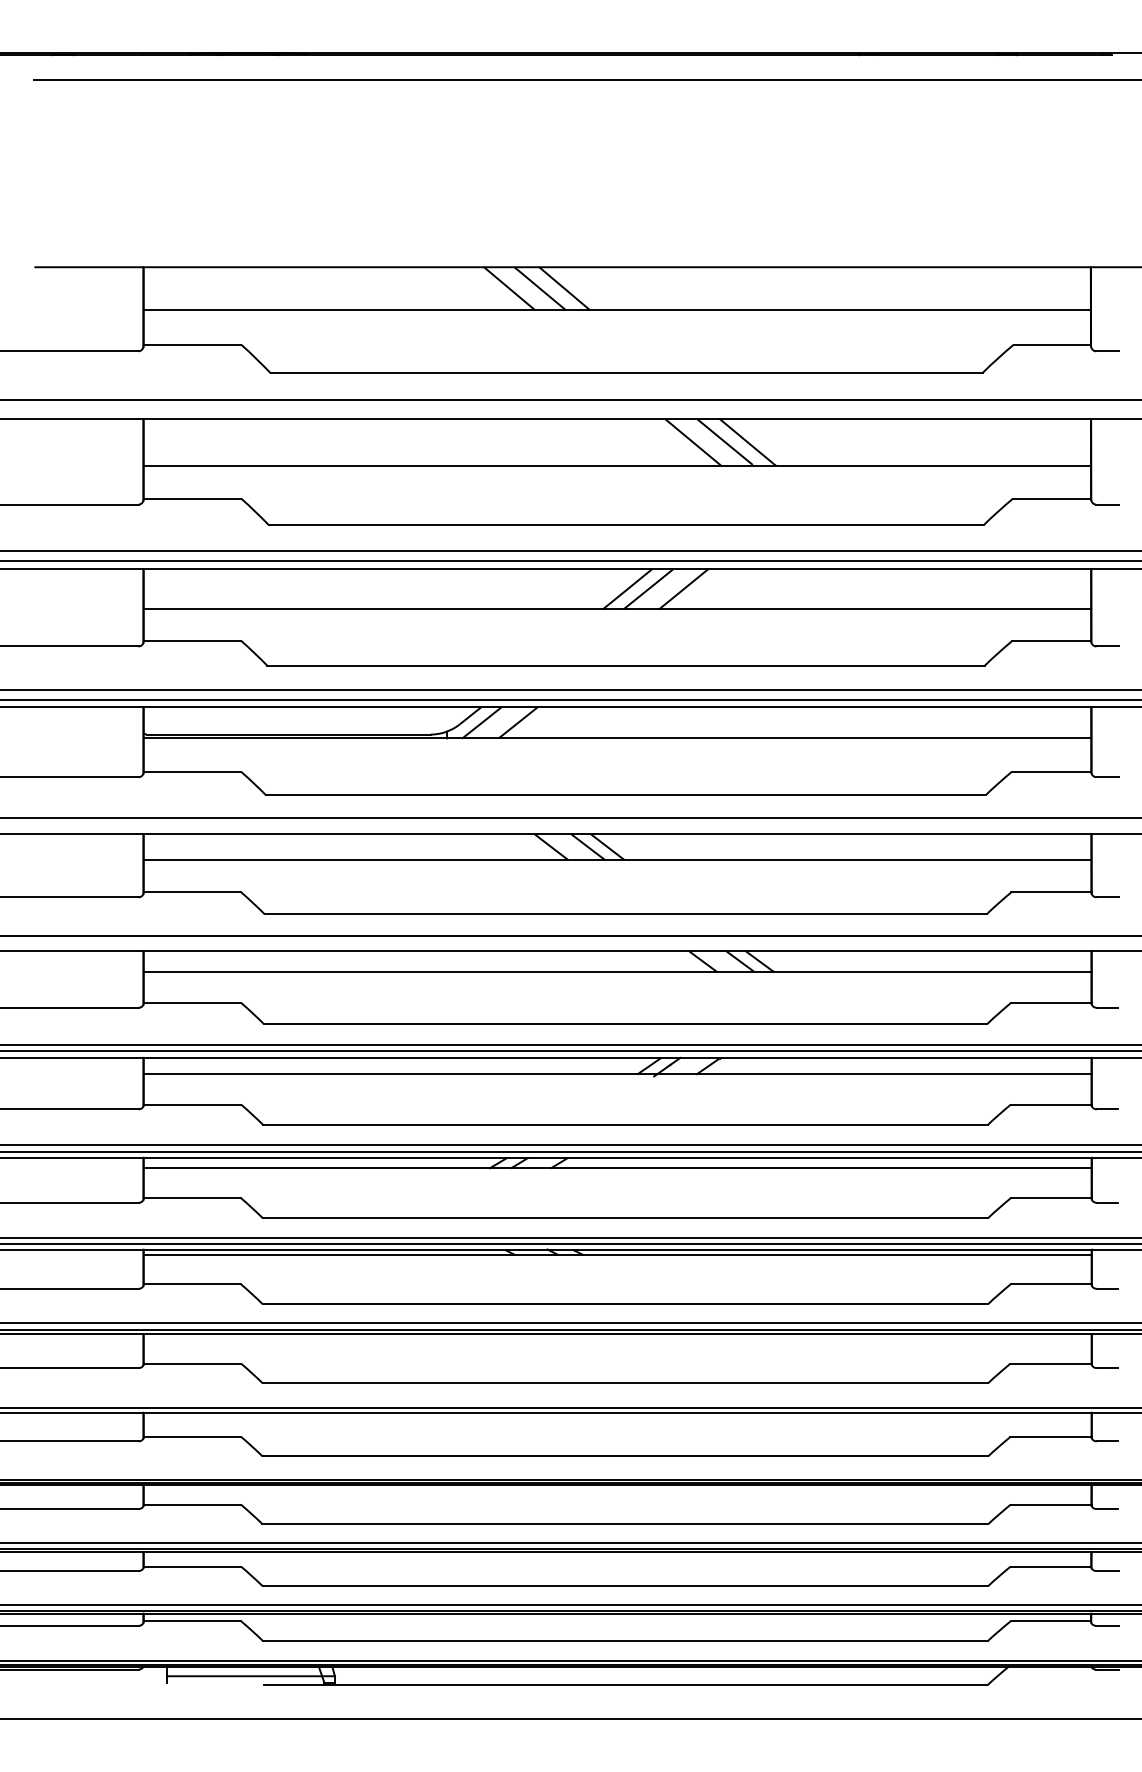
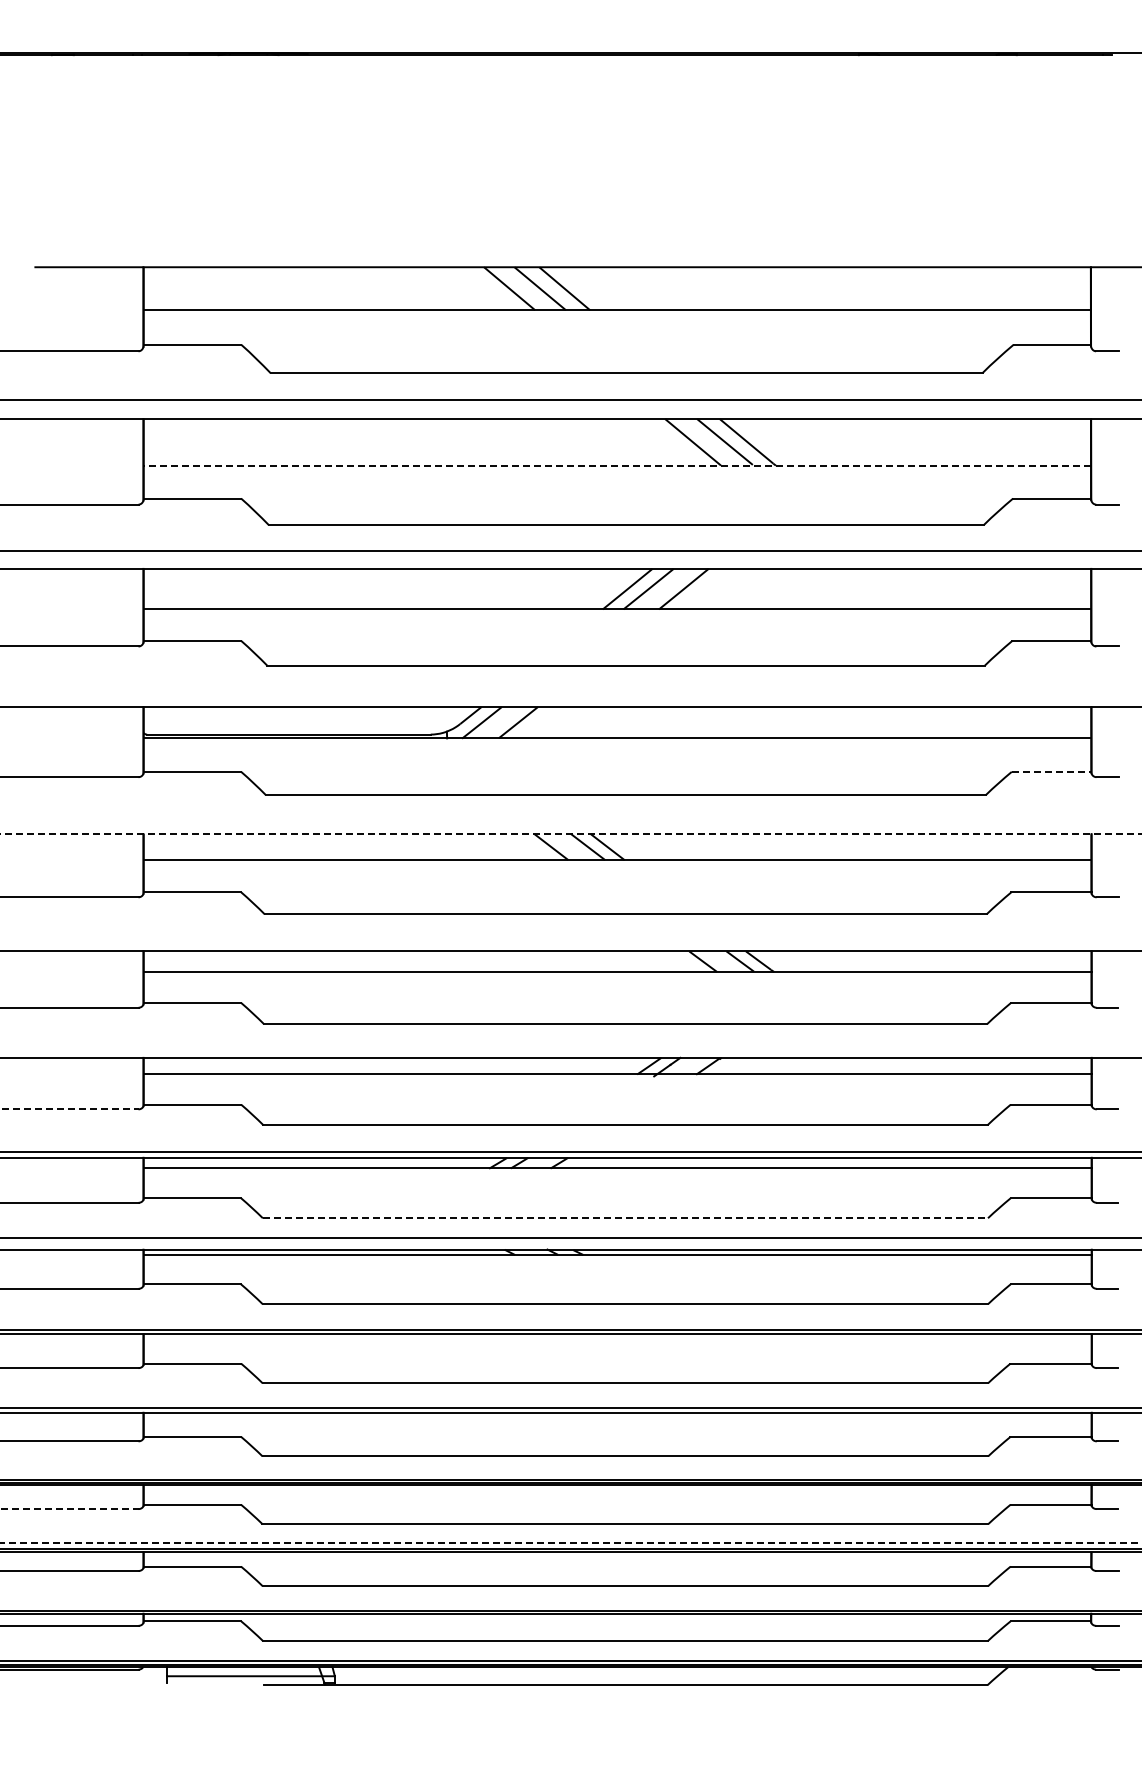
line: present -> none (586, 79)
line: solid -> dashed (617, 465)
line: present -> none (570, 560)
line: present -> none (570, 689)
line: present -> none (570, 699)
line: solid -> dashed (1051, 771)
line: present -> none (570, 817)
line: solid -> dashed (572, 834)
line: present -> none (570, 935)
line: present -> none (570, 1044)
line: present -> none (570, 1051)
line: solid -> dashed (69, 1109)
line: present -> none (570, 1145)
line: solid -> dashed (625, 1218)
line: present -> none (570, 1244)
line: present -> none (570, 1323)
line: solid -> dashed (69, 1509)
line: solid -> dashed (571, 1543)
line: present -> none (570, 1605)
line: present -> none (570, 1718)
